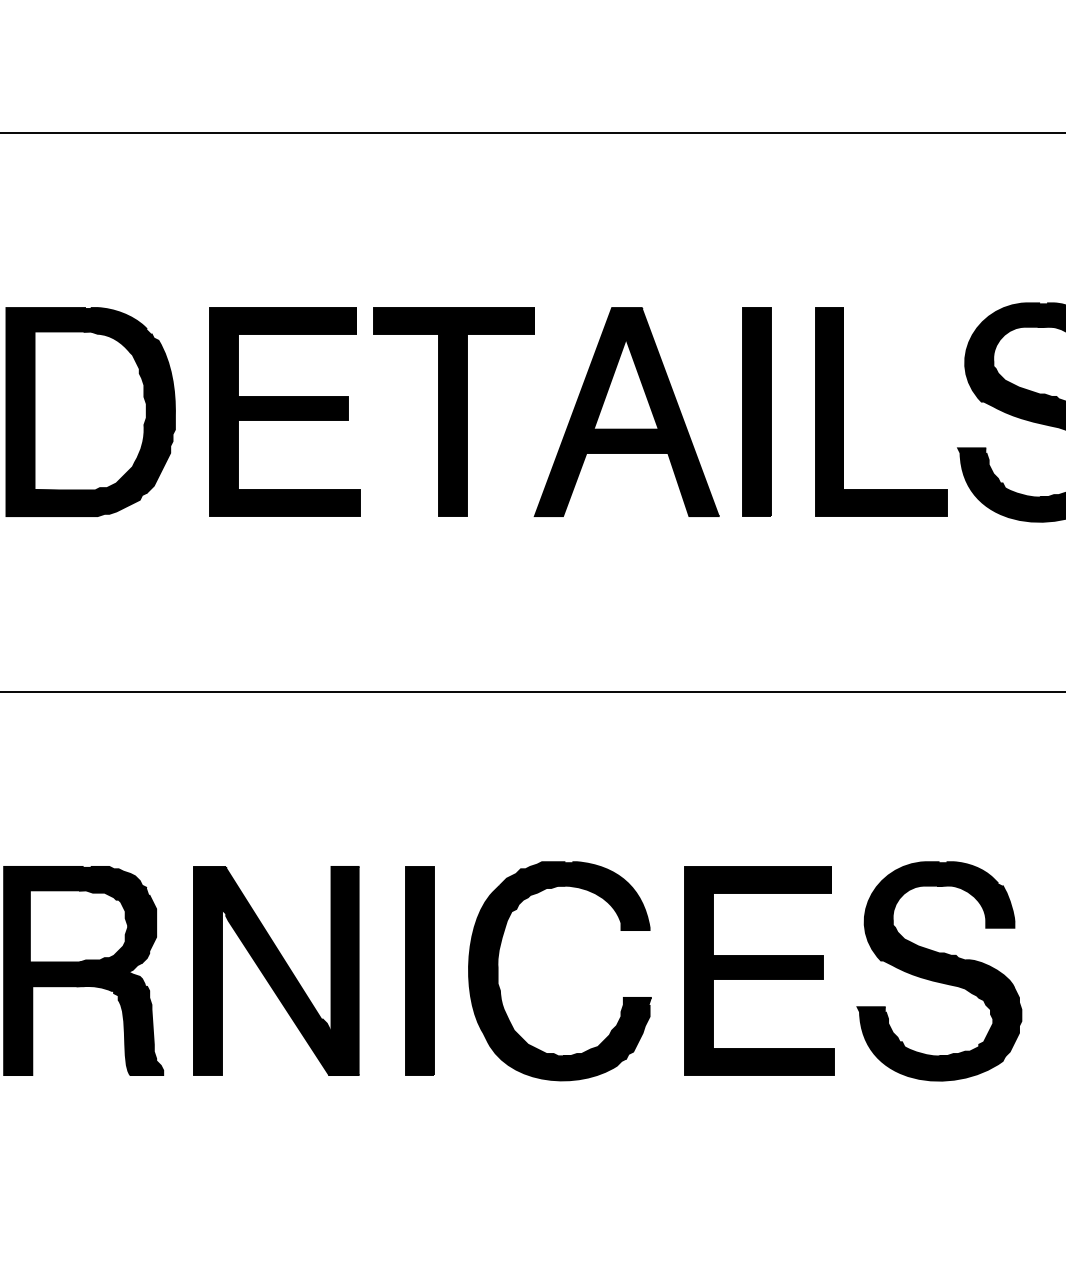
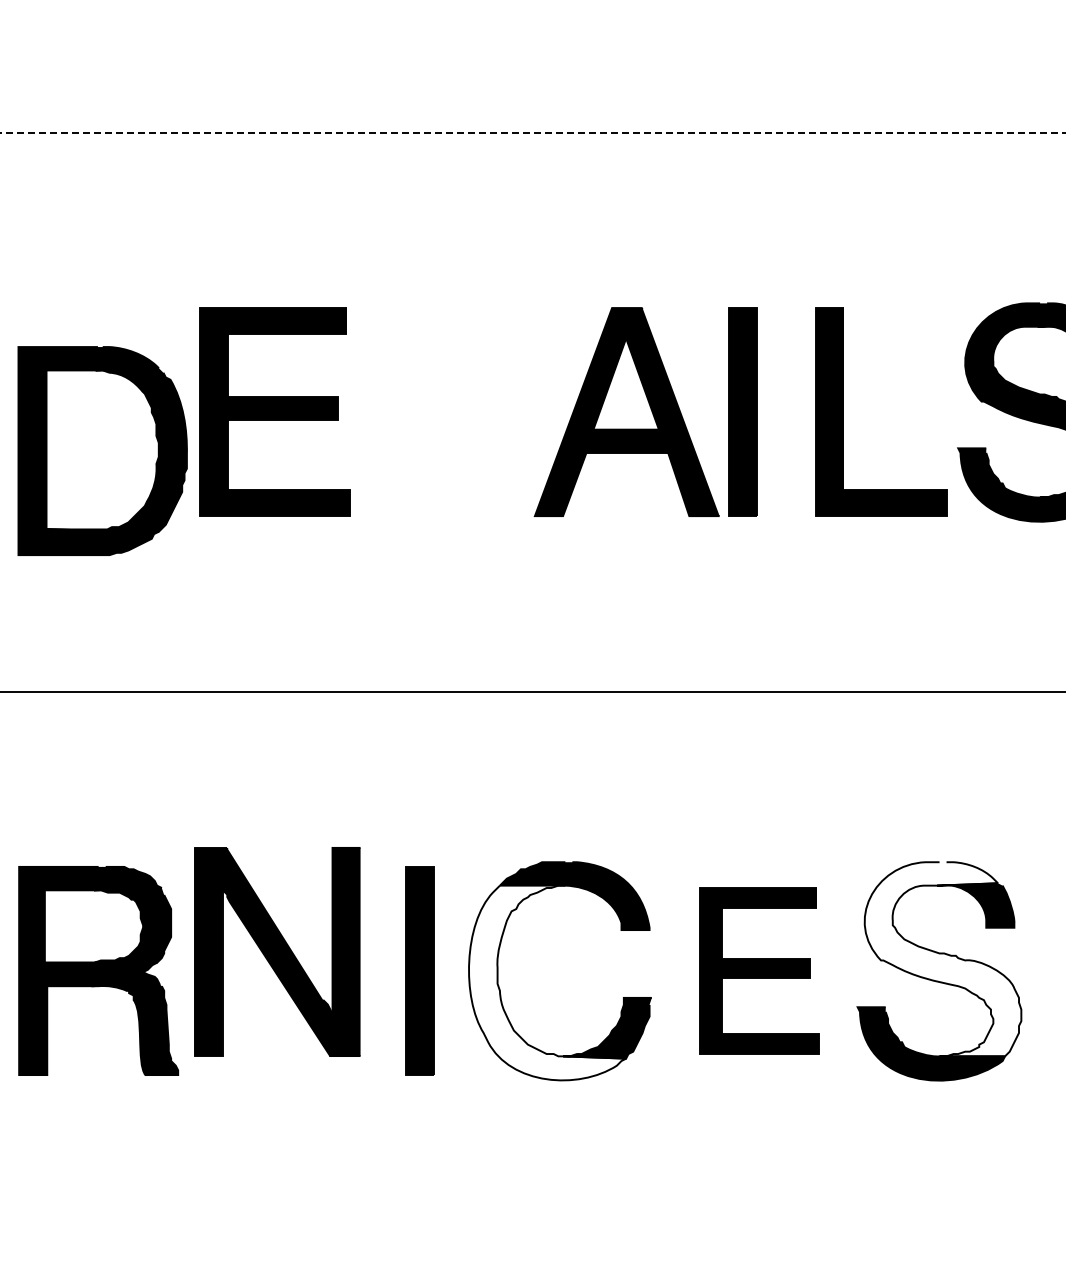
line: solid -> dashed (532, 132)
part position: (90, 411) -> (102, 450) (102, 450)
part position: (284, 411) -> (274, 411) (274, 411)
part: present -> none (453, 411)
part position: (756, 411) -> (742, 411) (742, 411)
fill: present -> none (942, 959)
part position: (83, 970) -> (98, 970) (98, 970)
part position: (276, 970) -> (277, 951) (277, 951)
part size: 151x210 px -> 121x168 px (759, 970)
fill: present -> none (547, 982)
